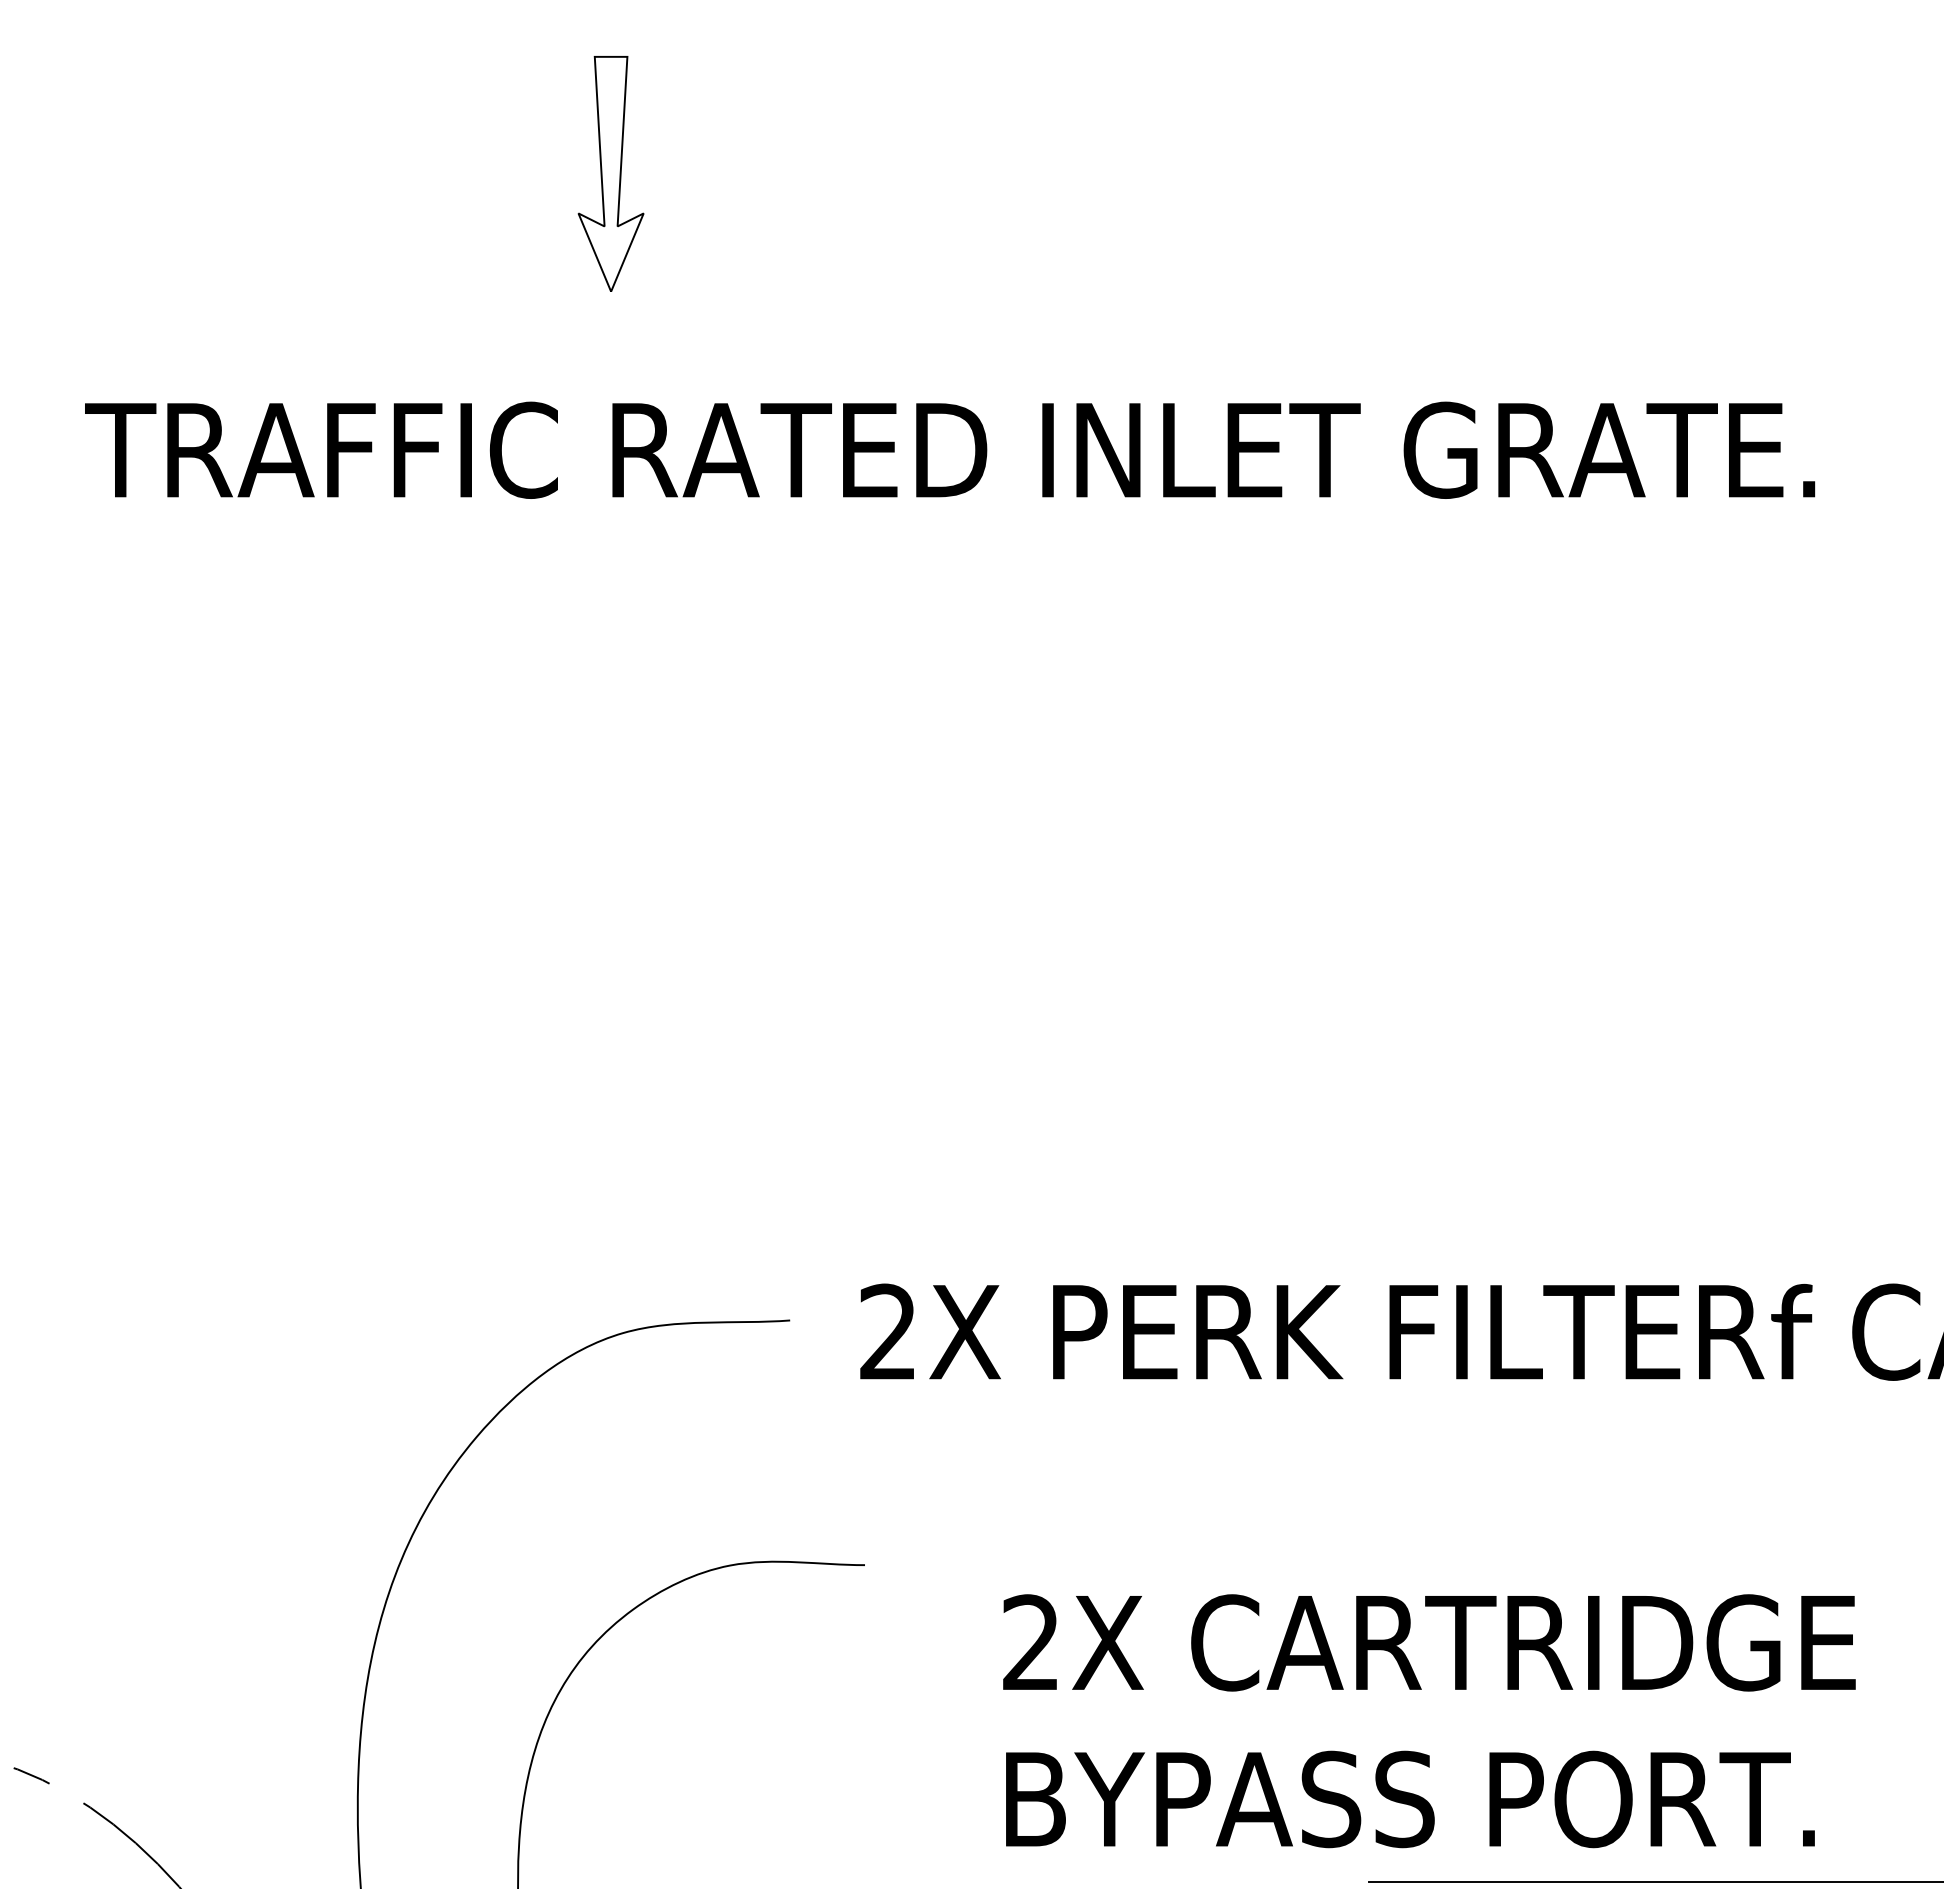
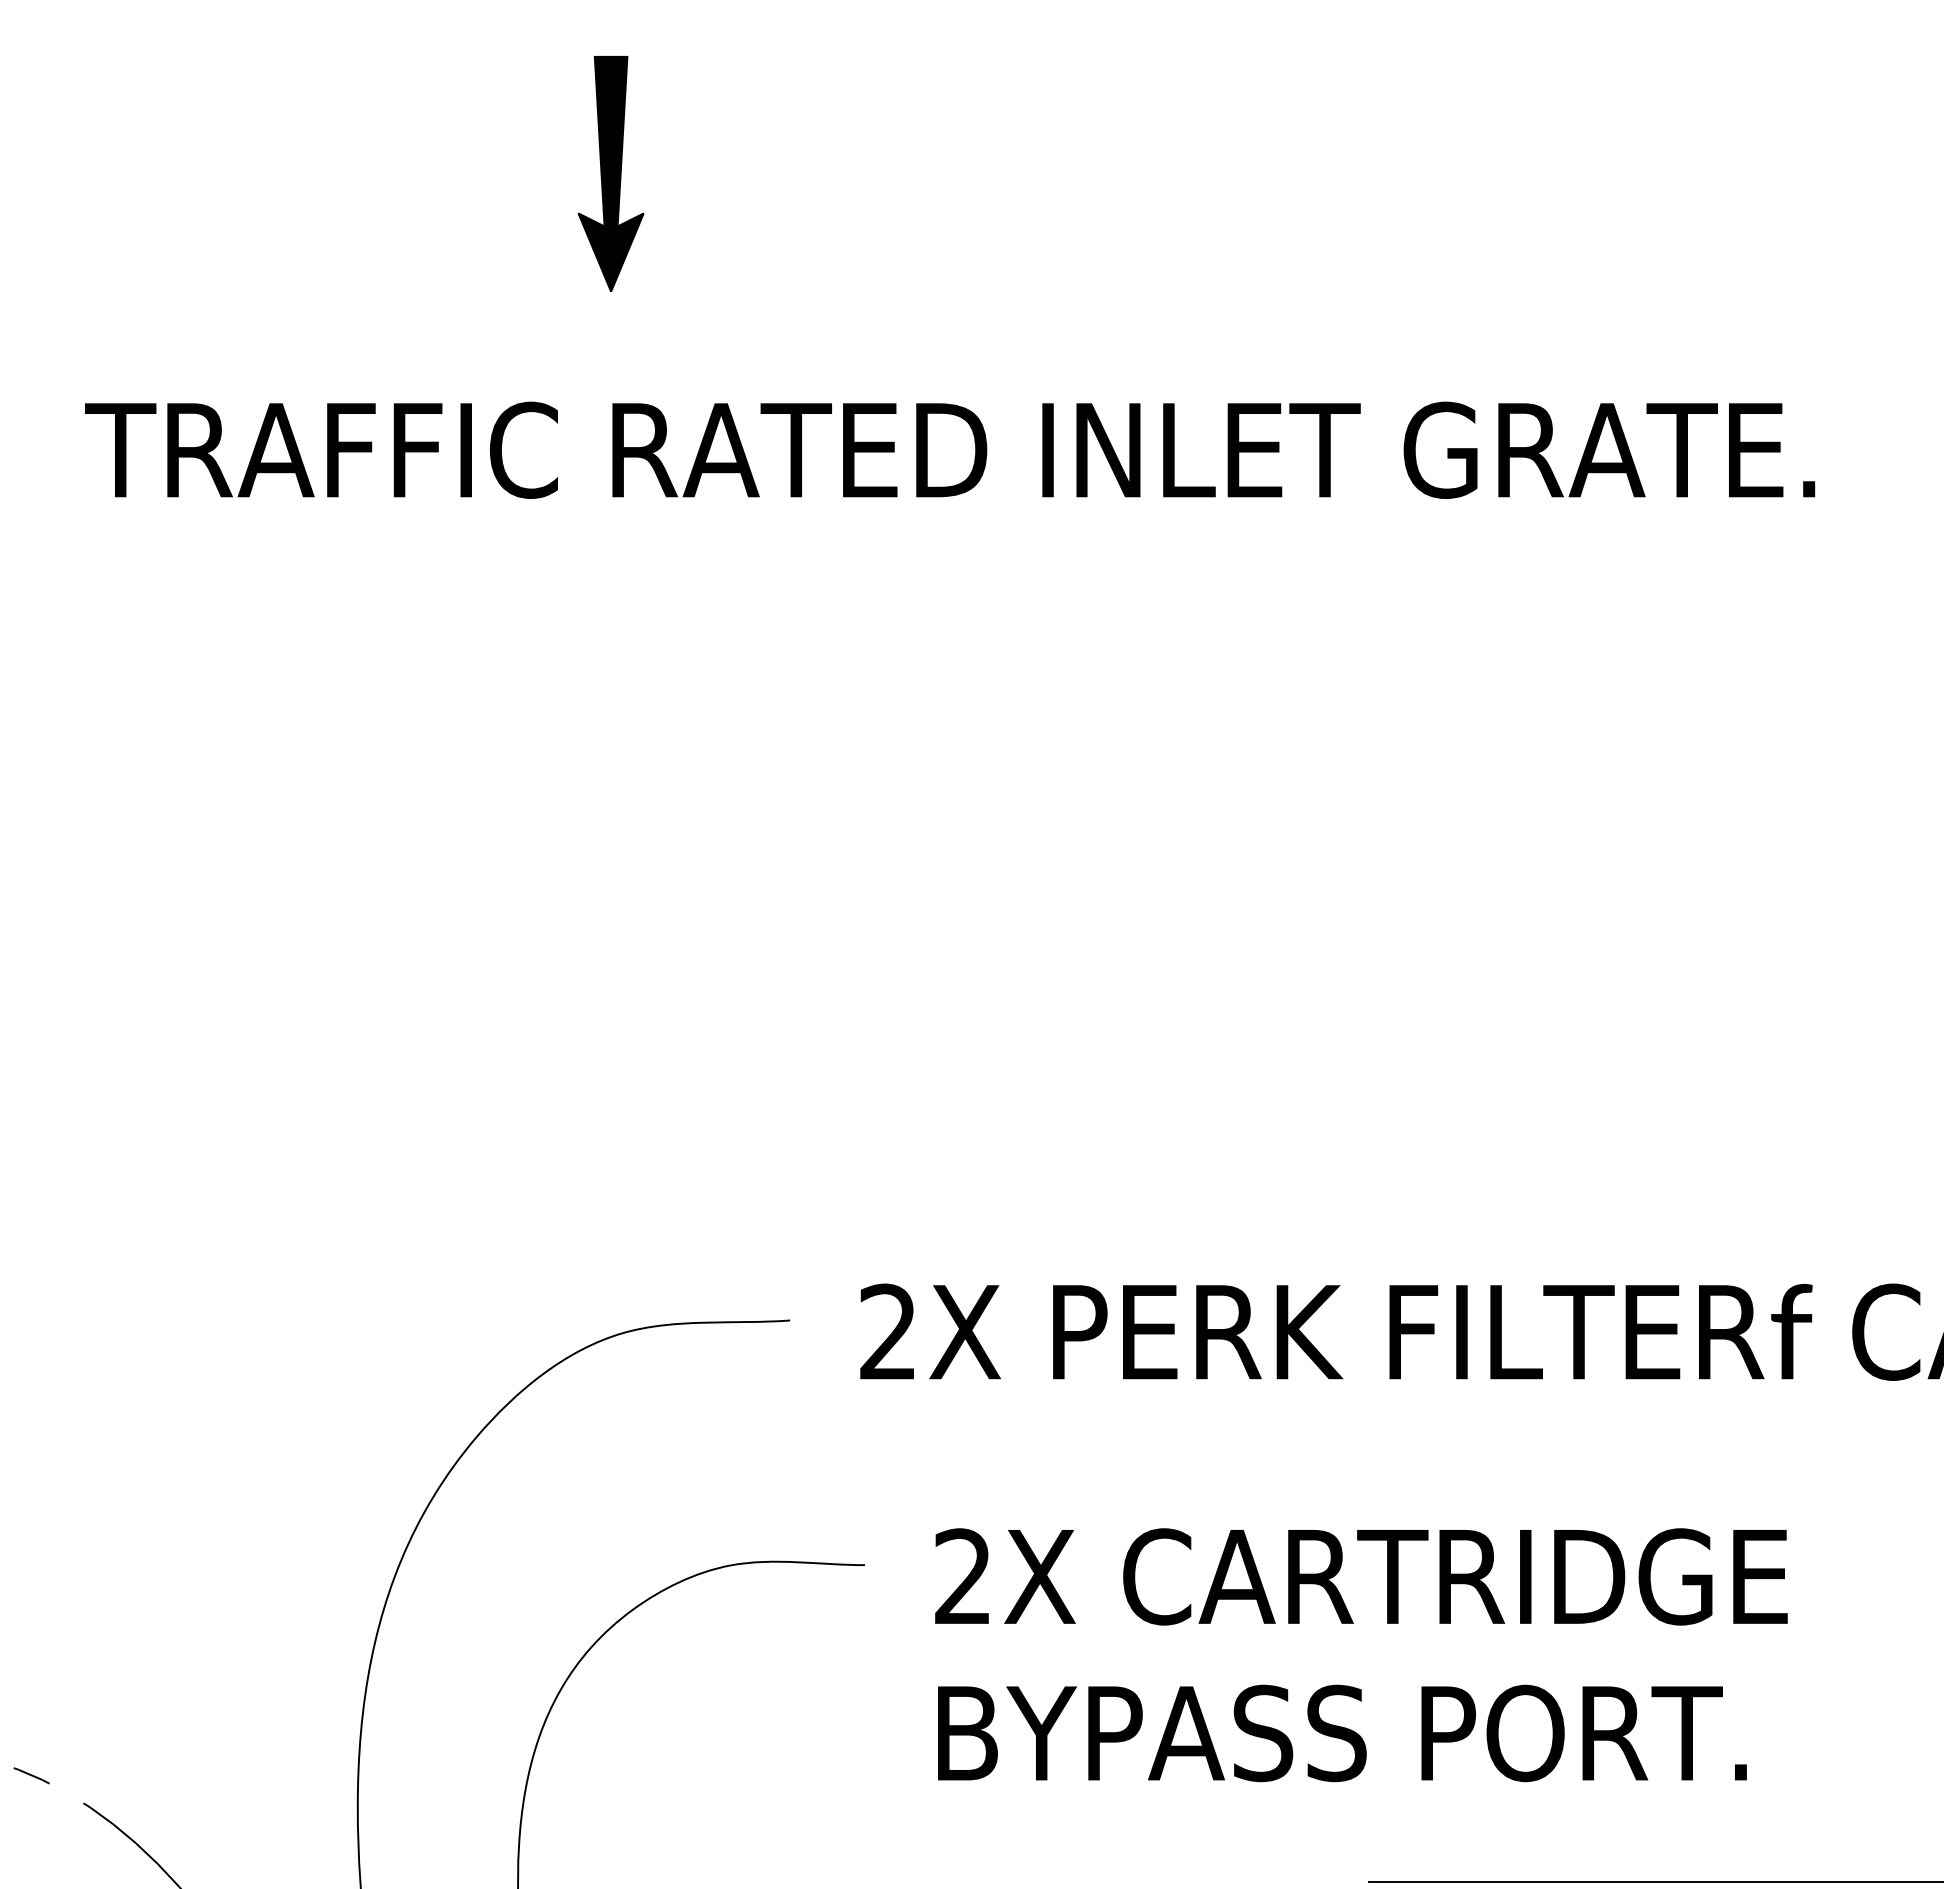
fill: none -> present (610, 173)
text position: (1429, 1721) -> (1361, 1655) (1361, 1655)
